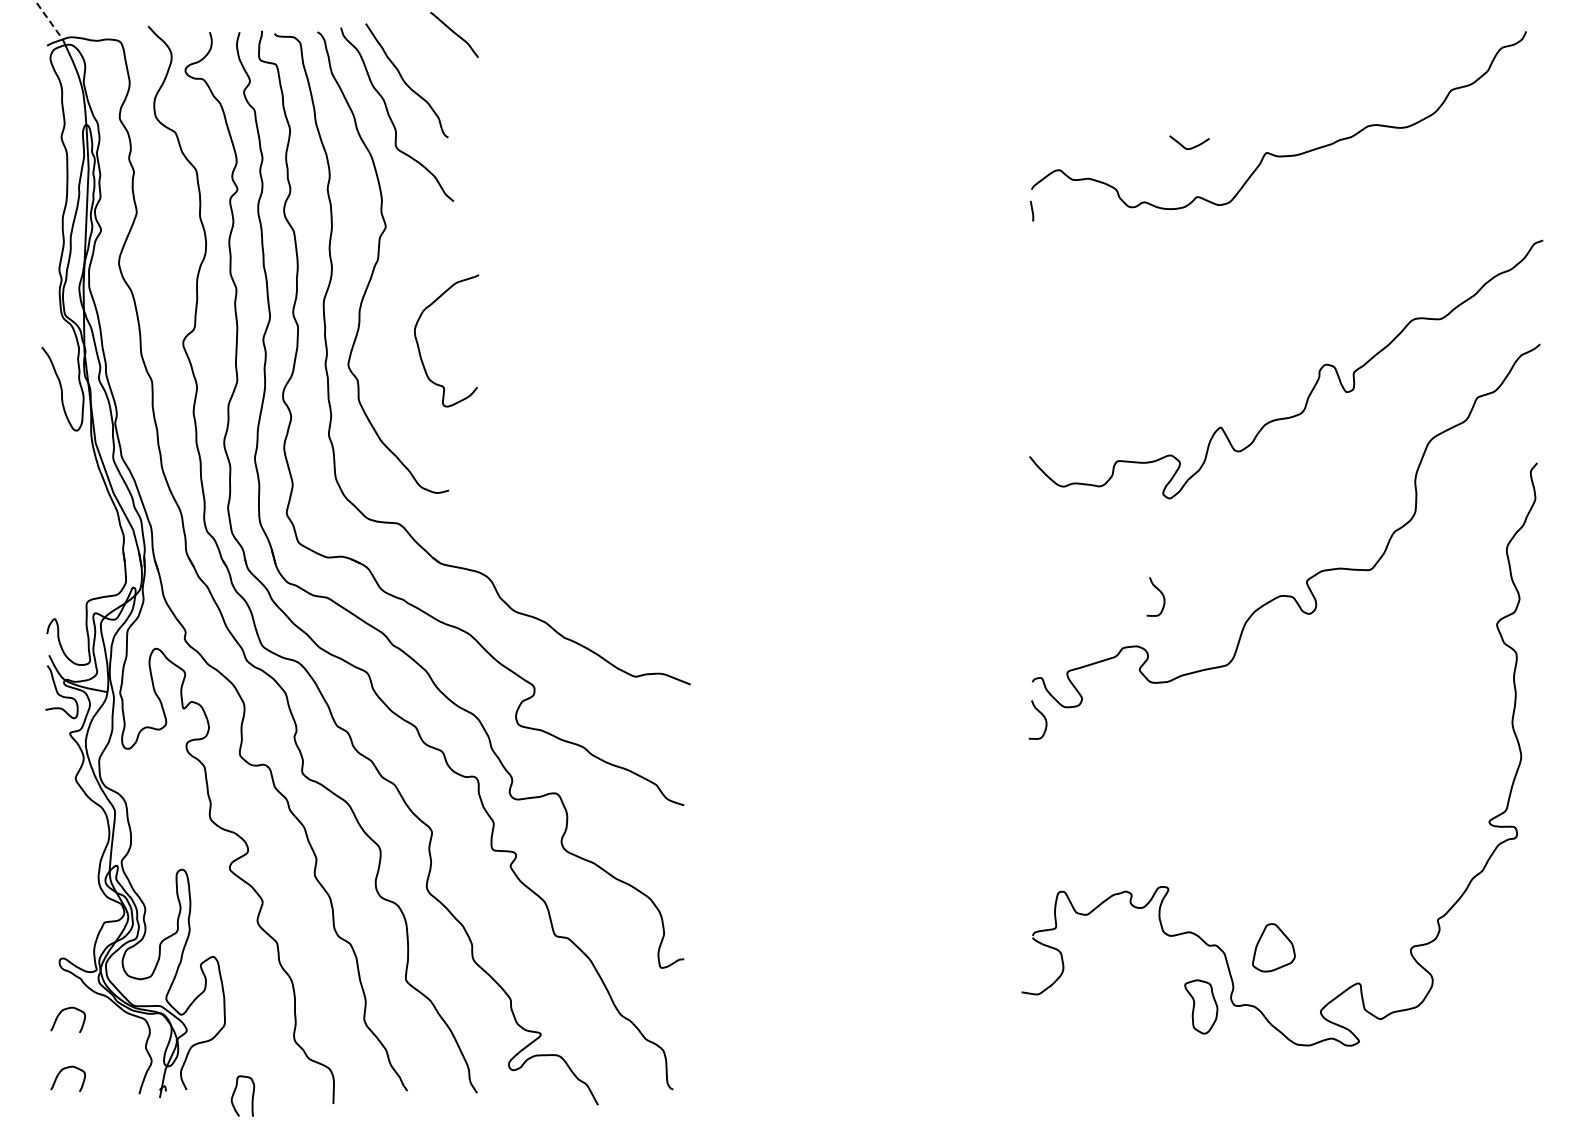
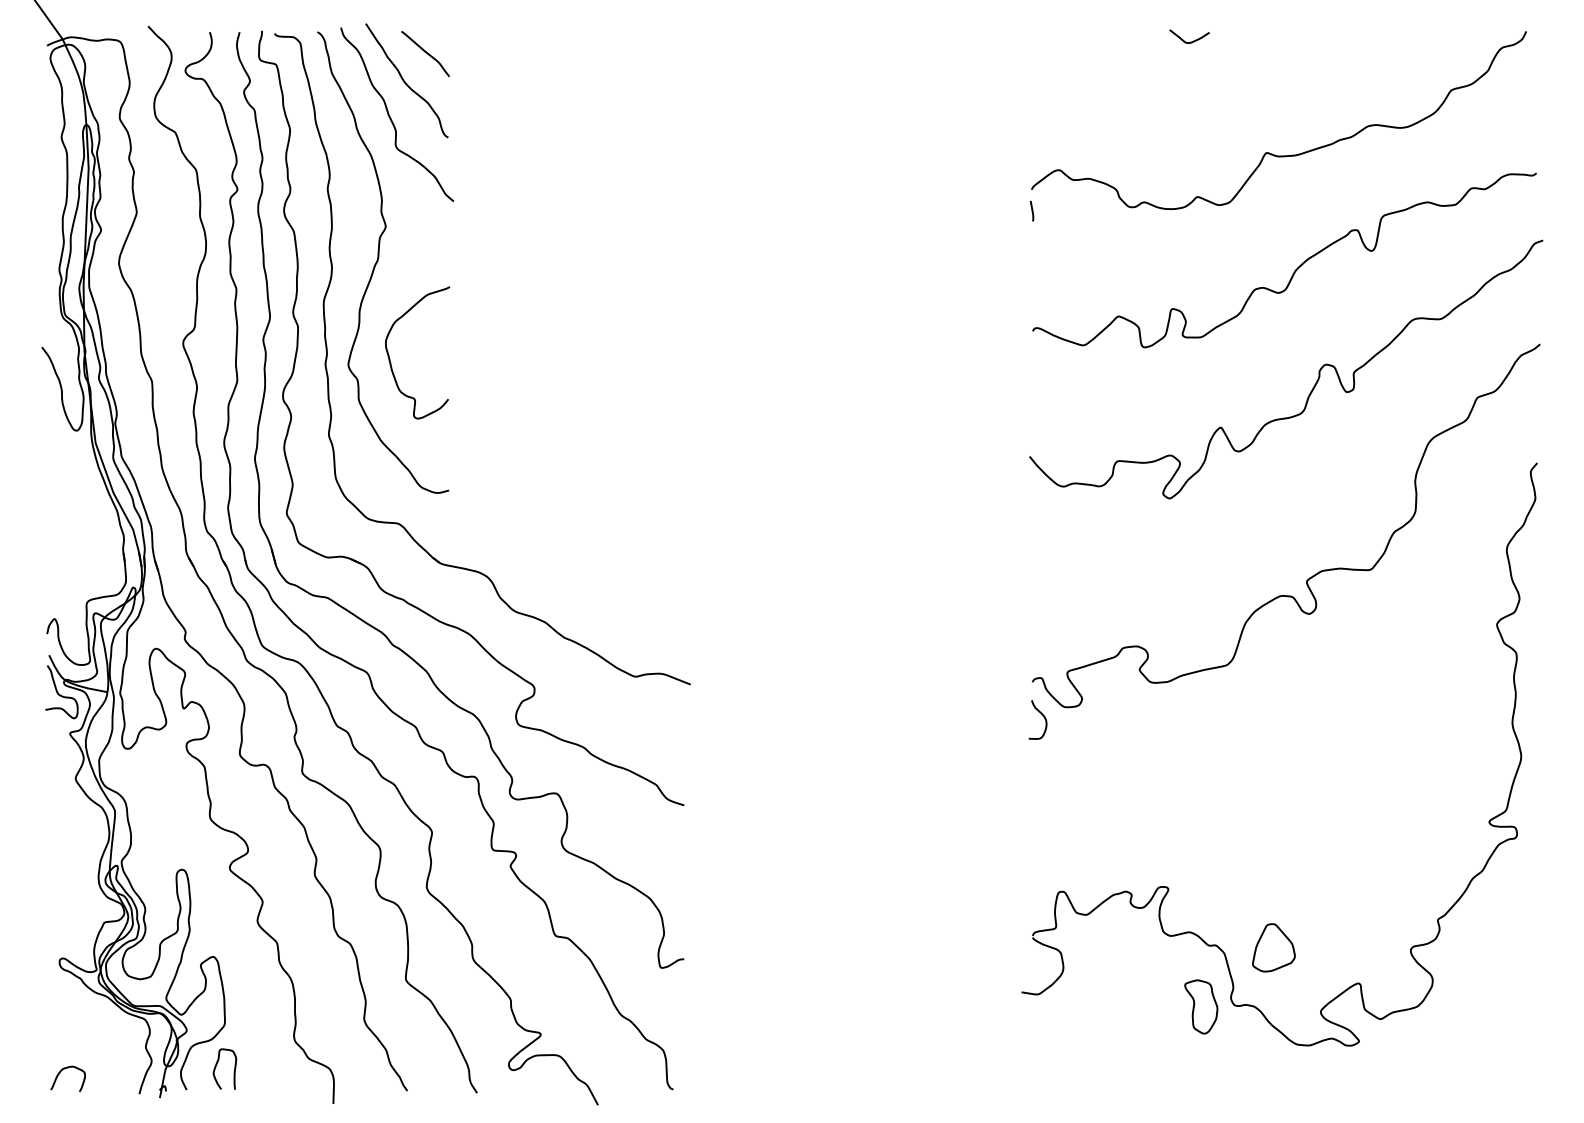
line: dashed -> solid (48, 20)
curve position: (454, 33) -> (425, 52) (425, 52)
curve position: (1190, 147) -> (1190, 41) (1190, 41)
curve: none -> present (1294, 270)
curve position: (419, 346) -> (390, 358) (390, 358)
curve: present -> none (1160, 593)
curve: present -> none (60, 1014)
curve position: (235, 1091) -> (217, 1064) (217, 1064)
